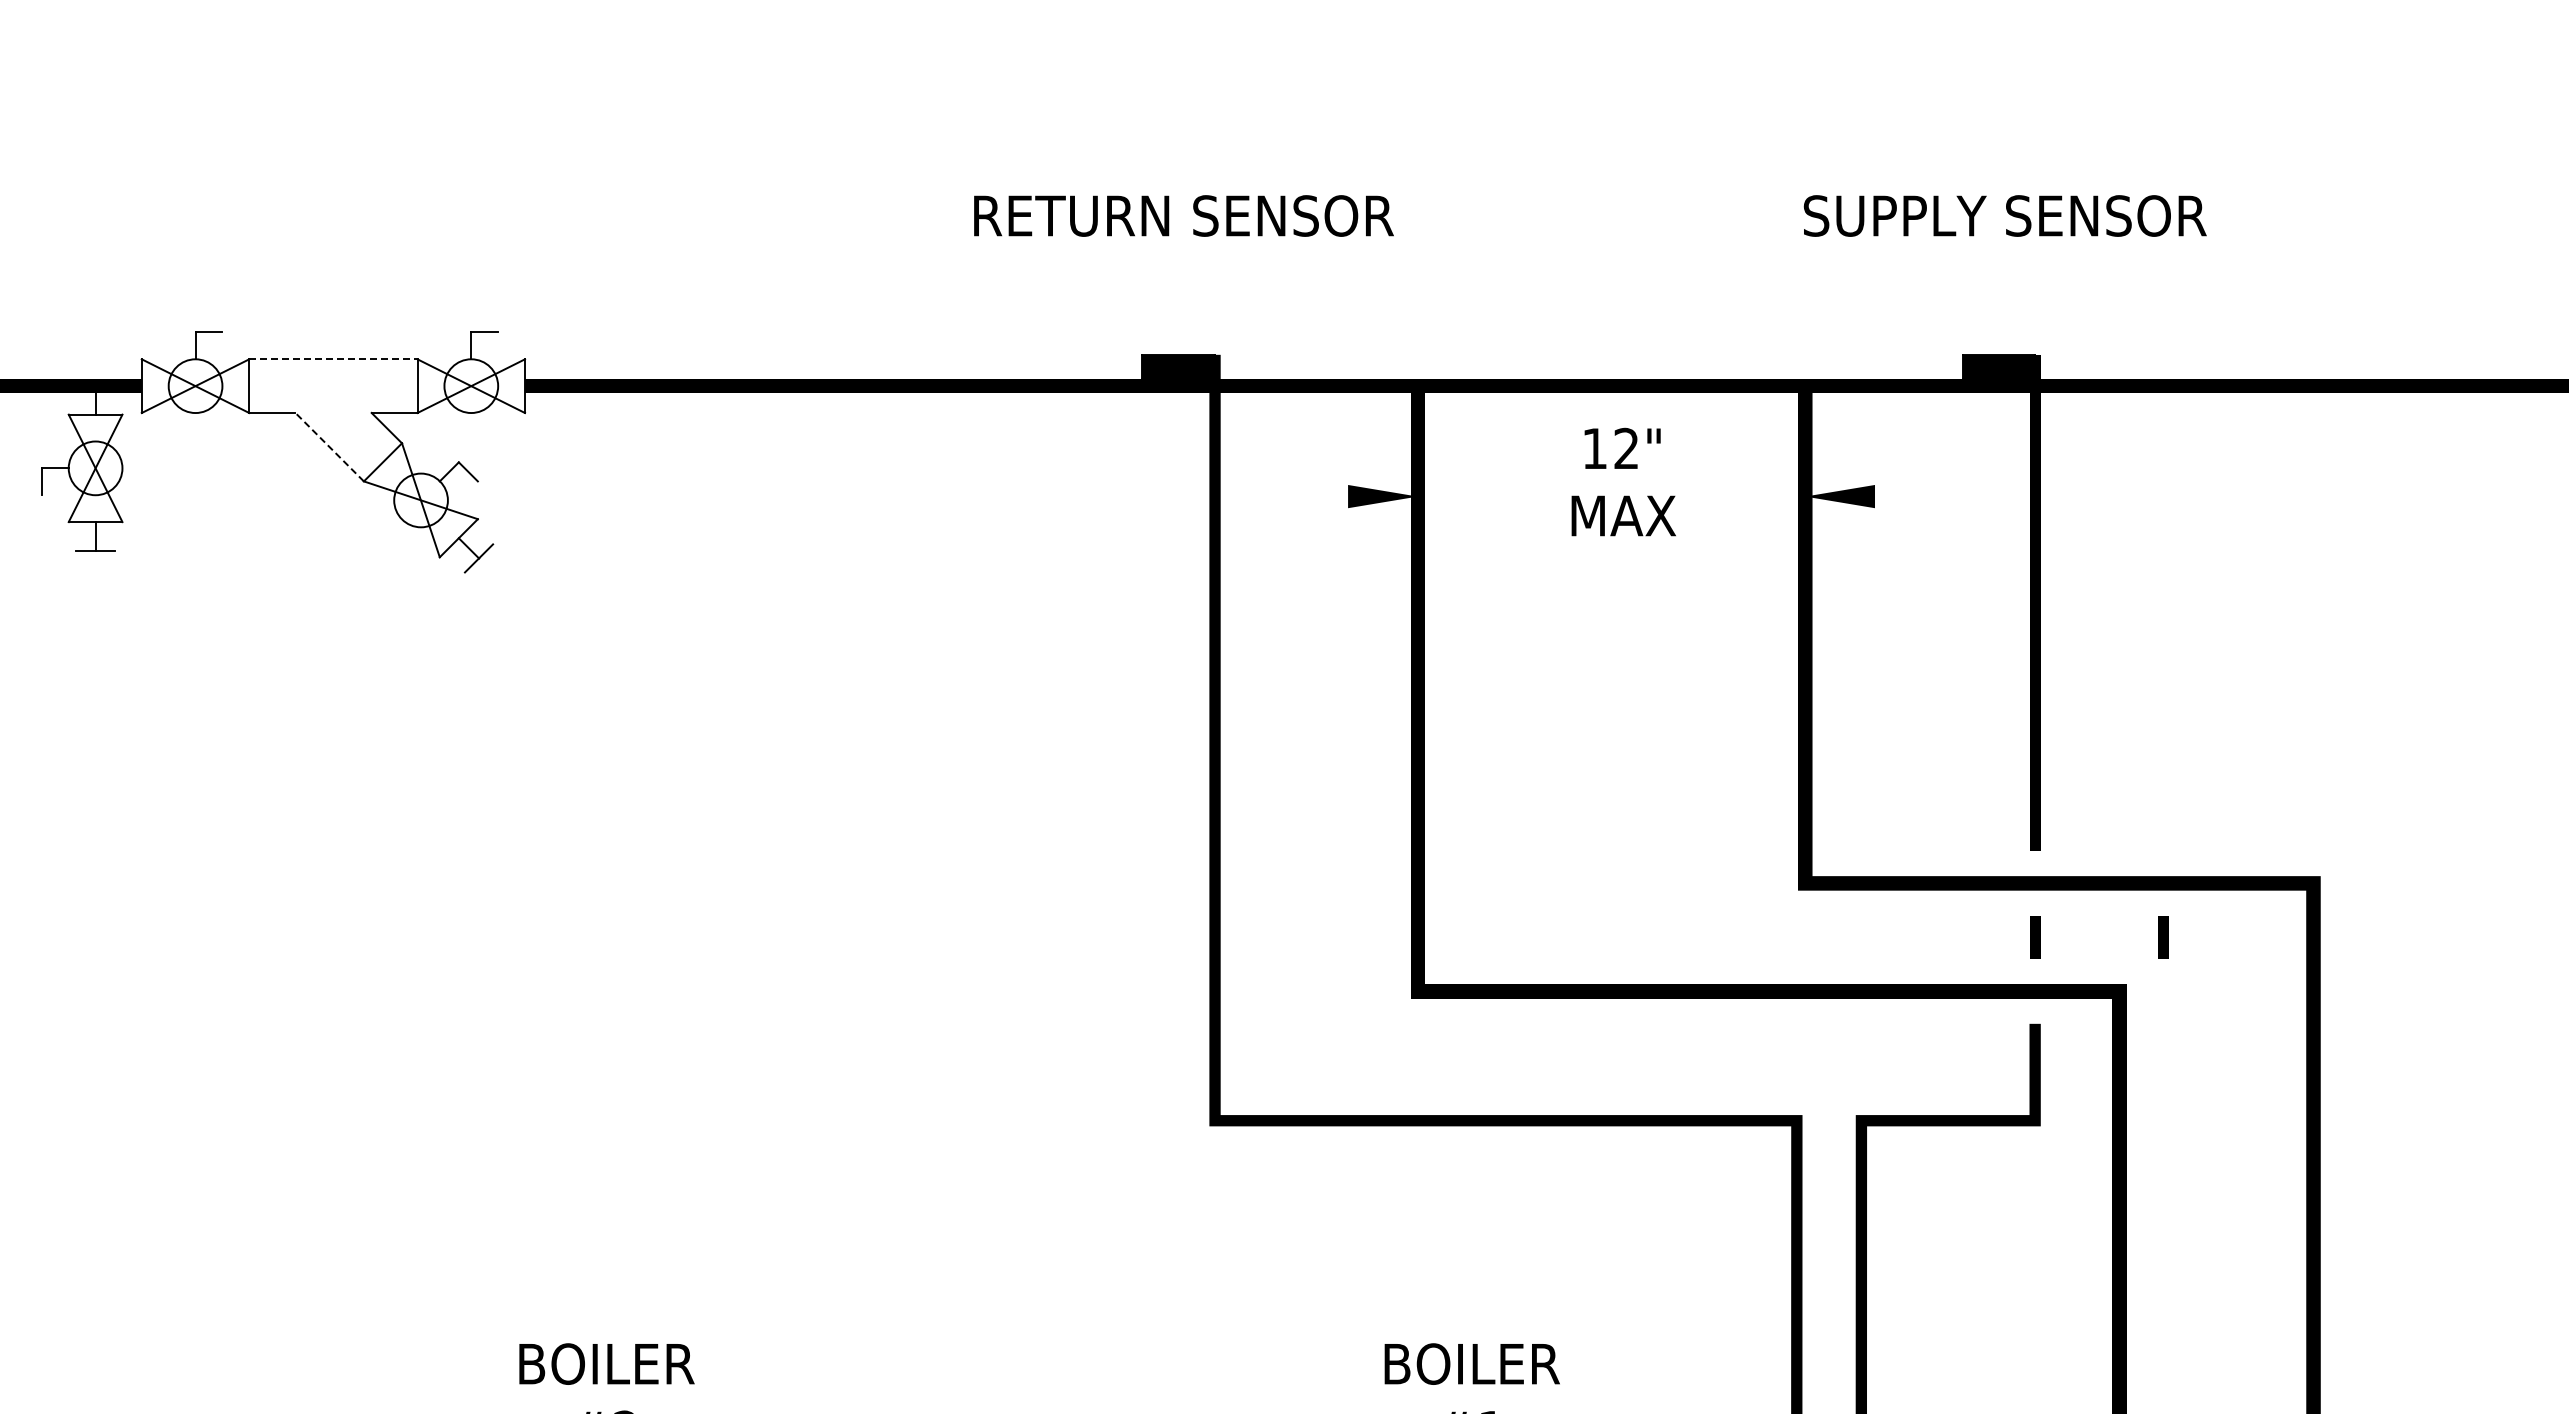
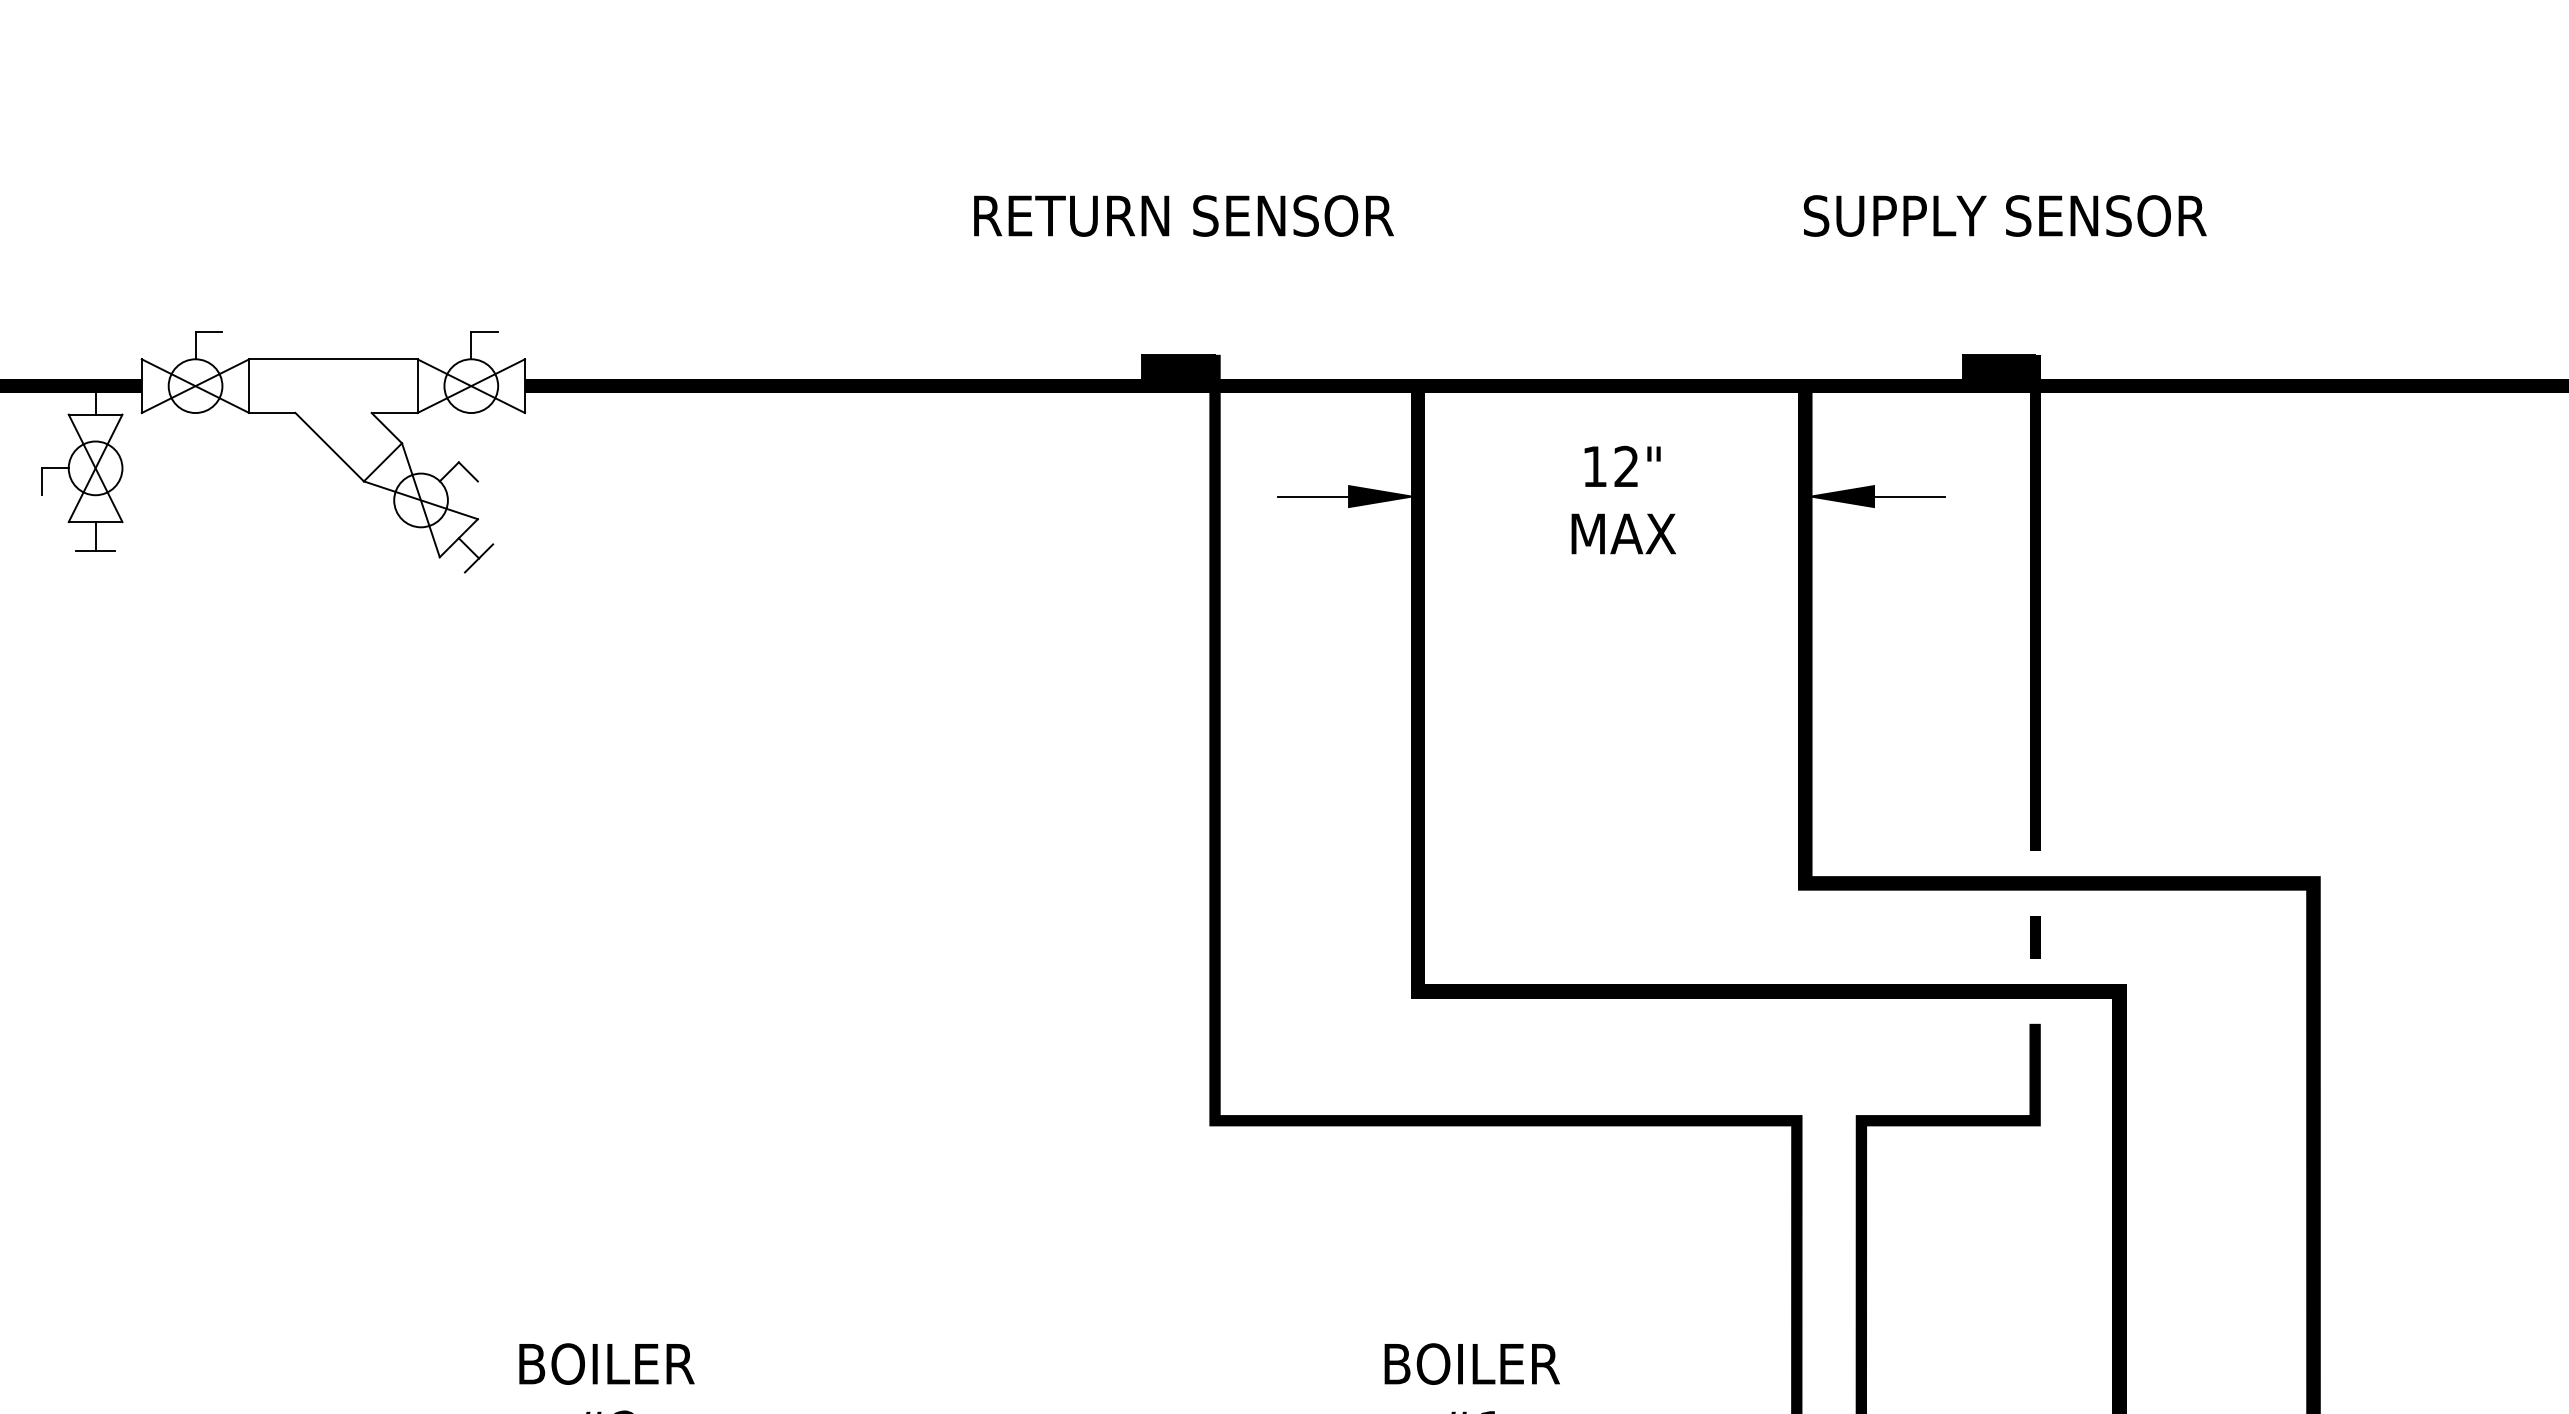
line: dashed -> solid (333, 359)
line: dashed -> solid (329, 446)
text position: (1623, 481) -> (1623, 499) (1623, 499)
line: none -> present (1313, 496)
line: none -> present (1909, 496)
line: present -> none (2163, 937)
